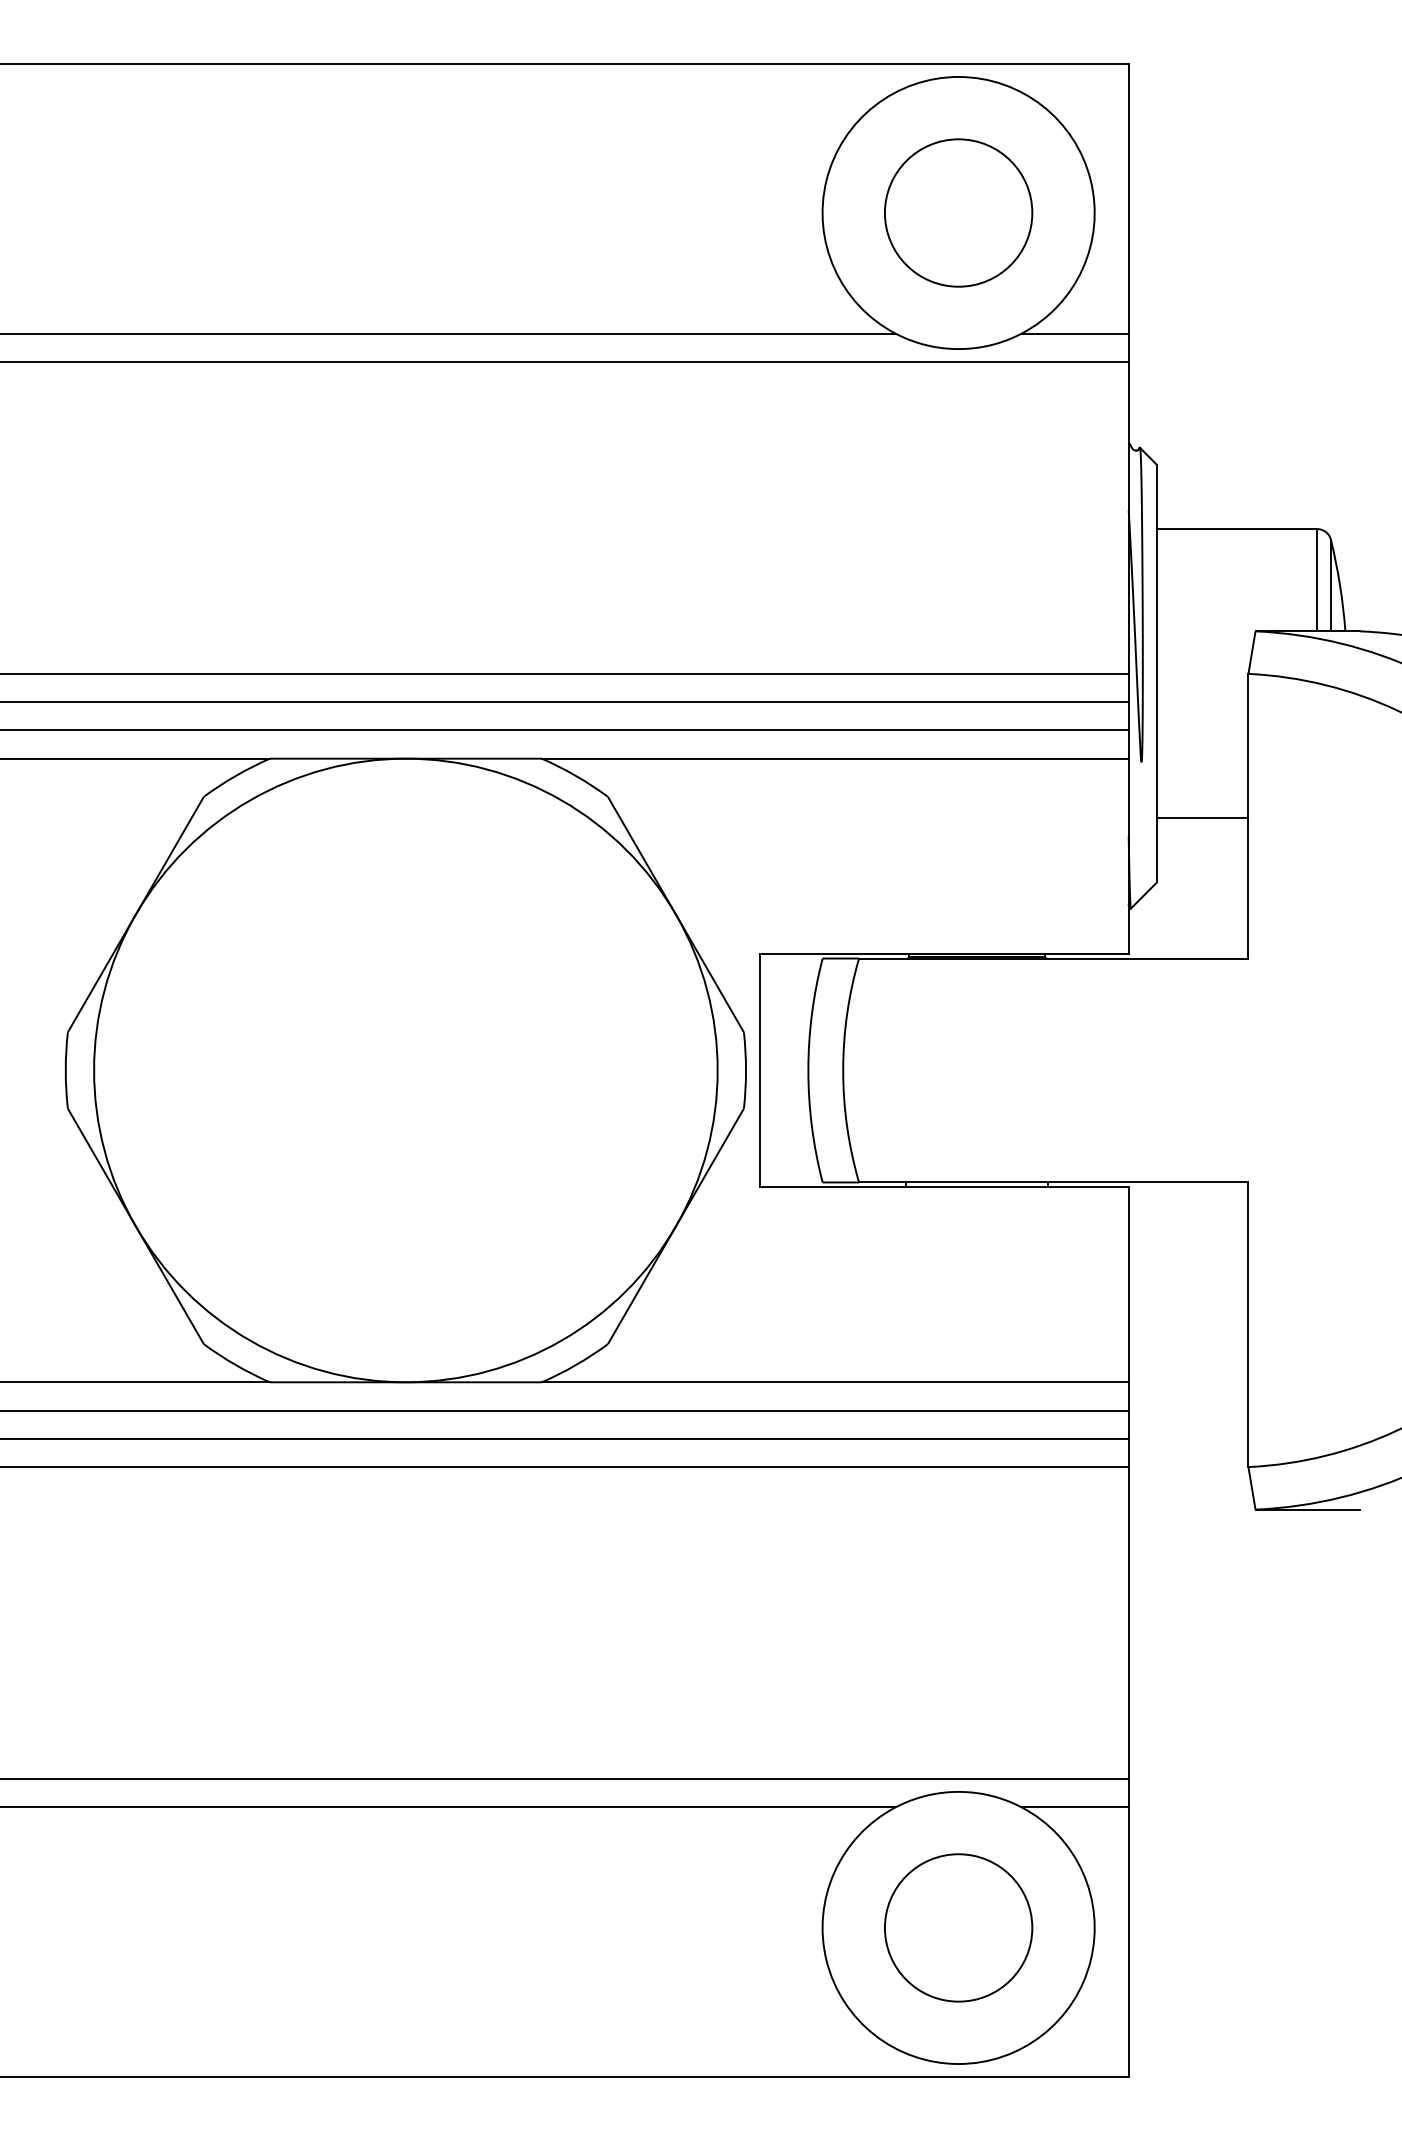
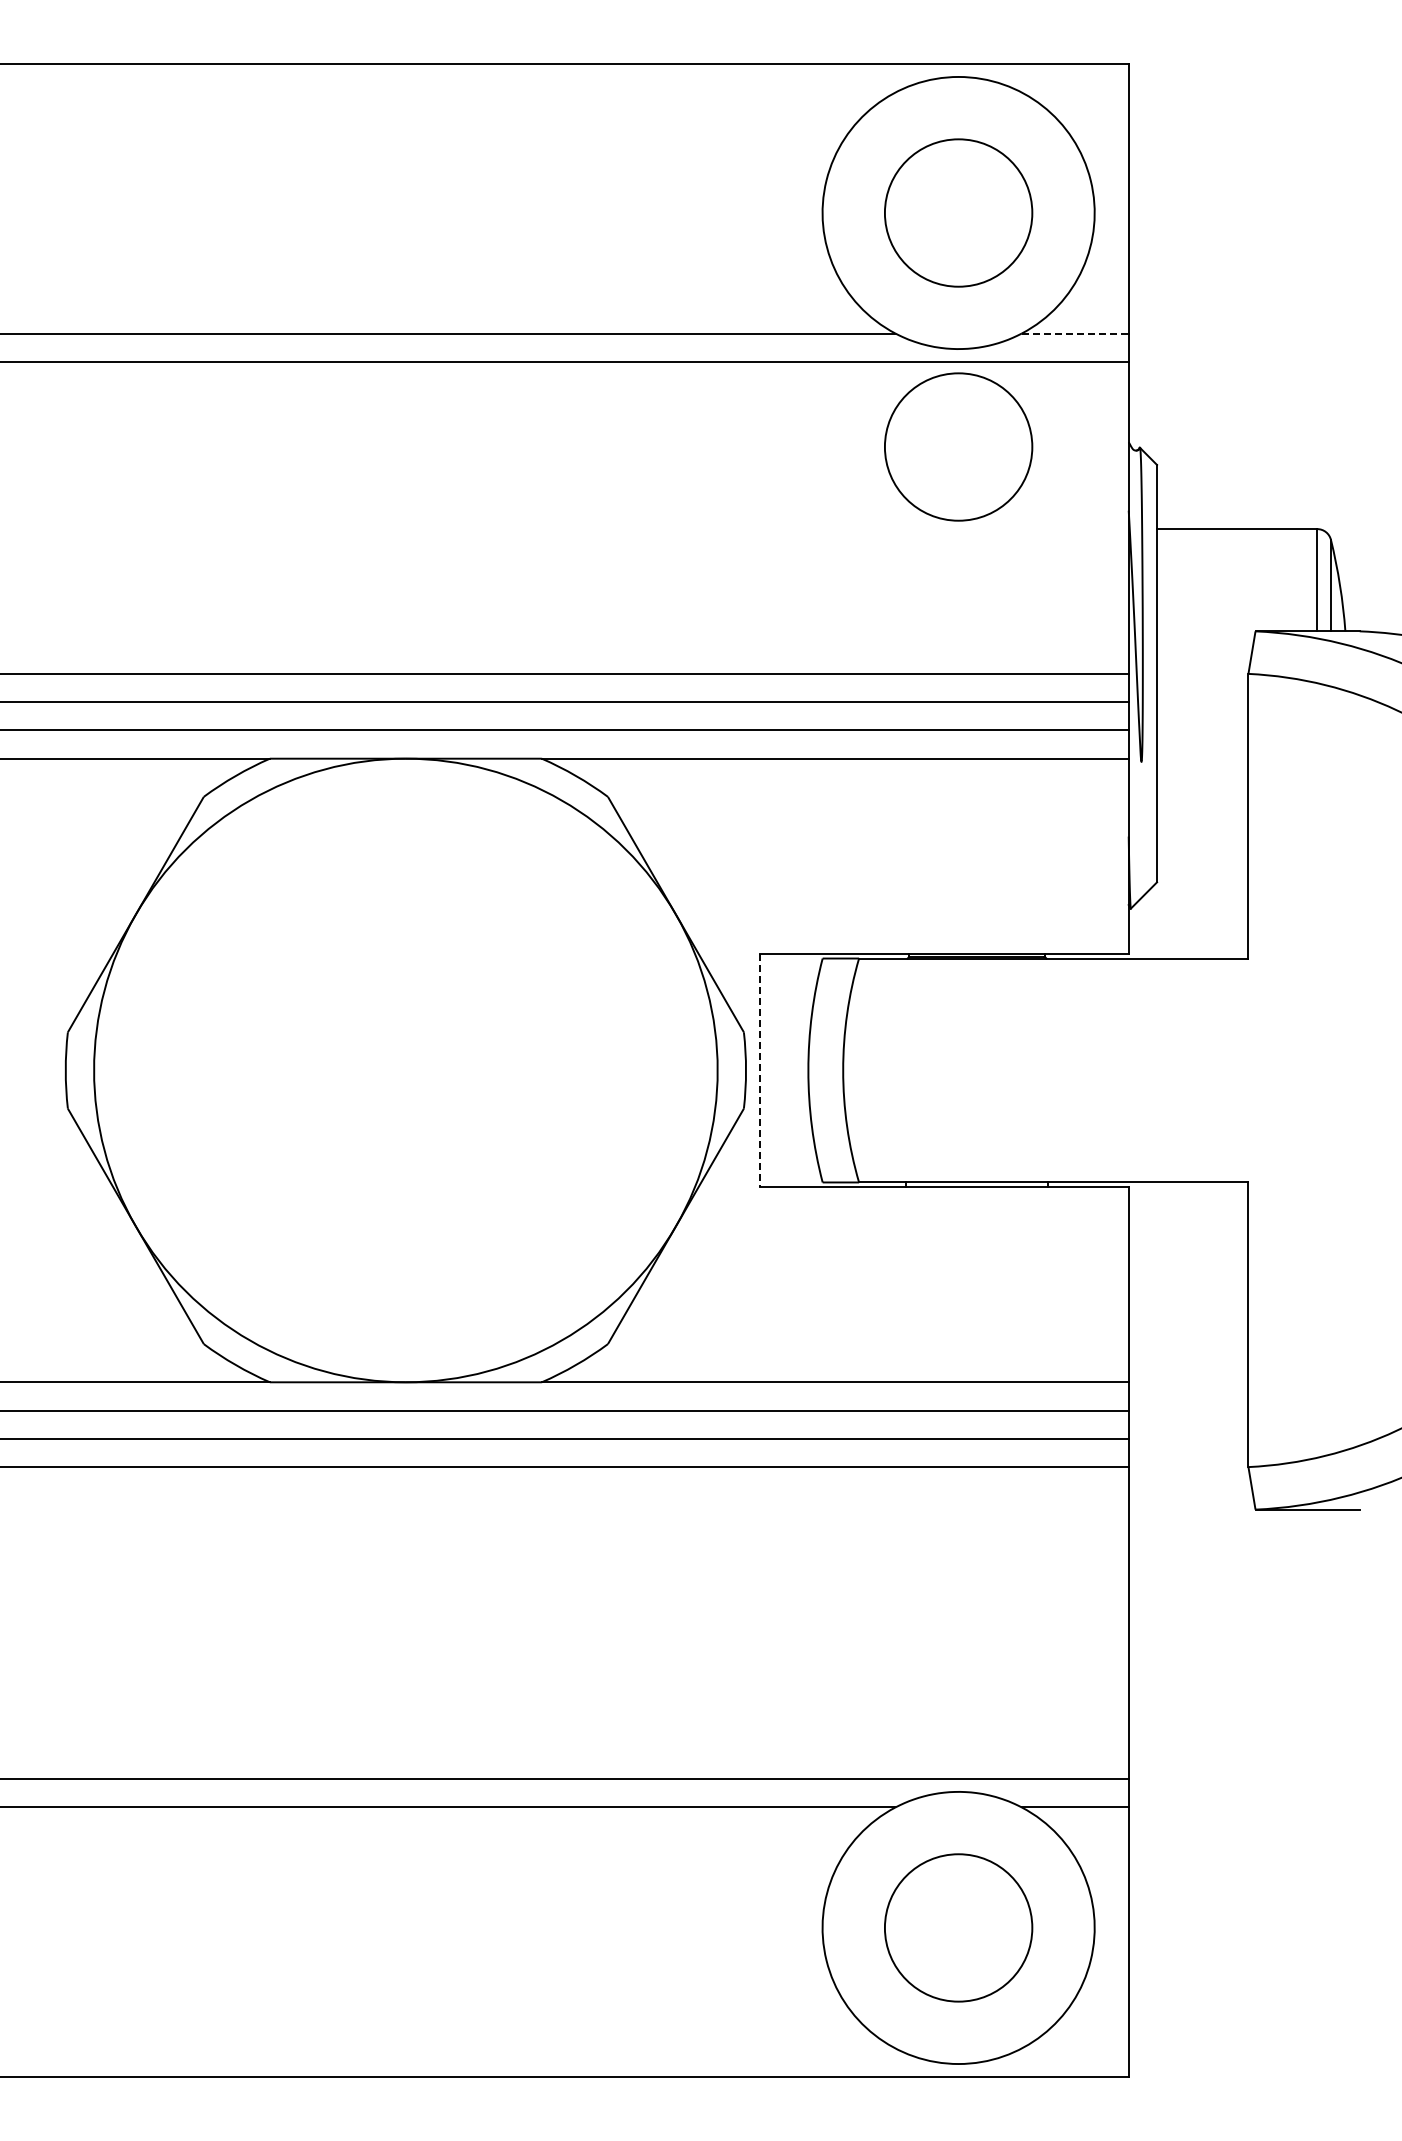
line: solid -> dashed (1075, 333)
circle: none -> present (958, 446)
line: present -> none (1202, 818)
line: solid -> dashed (760, 1070)
